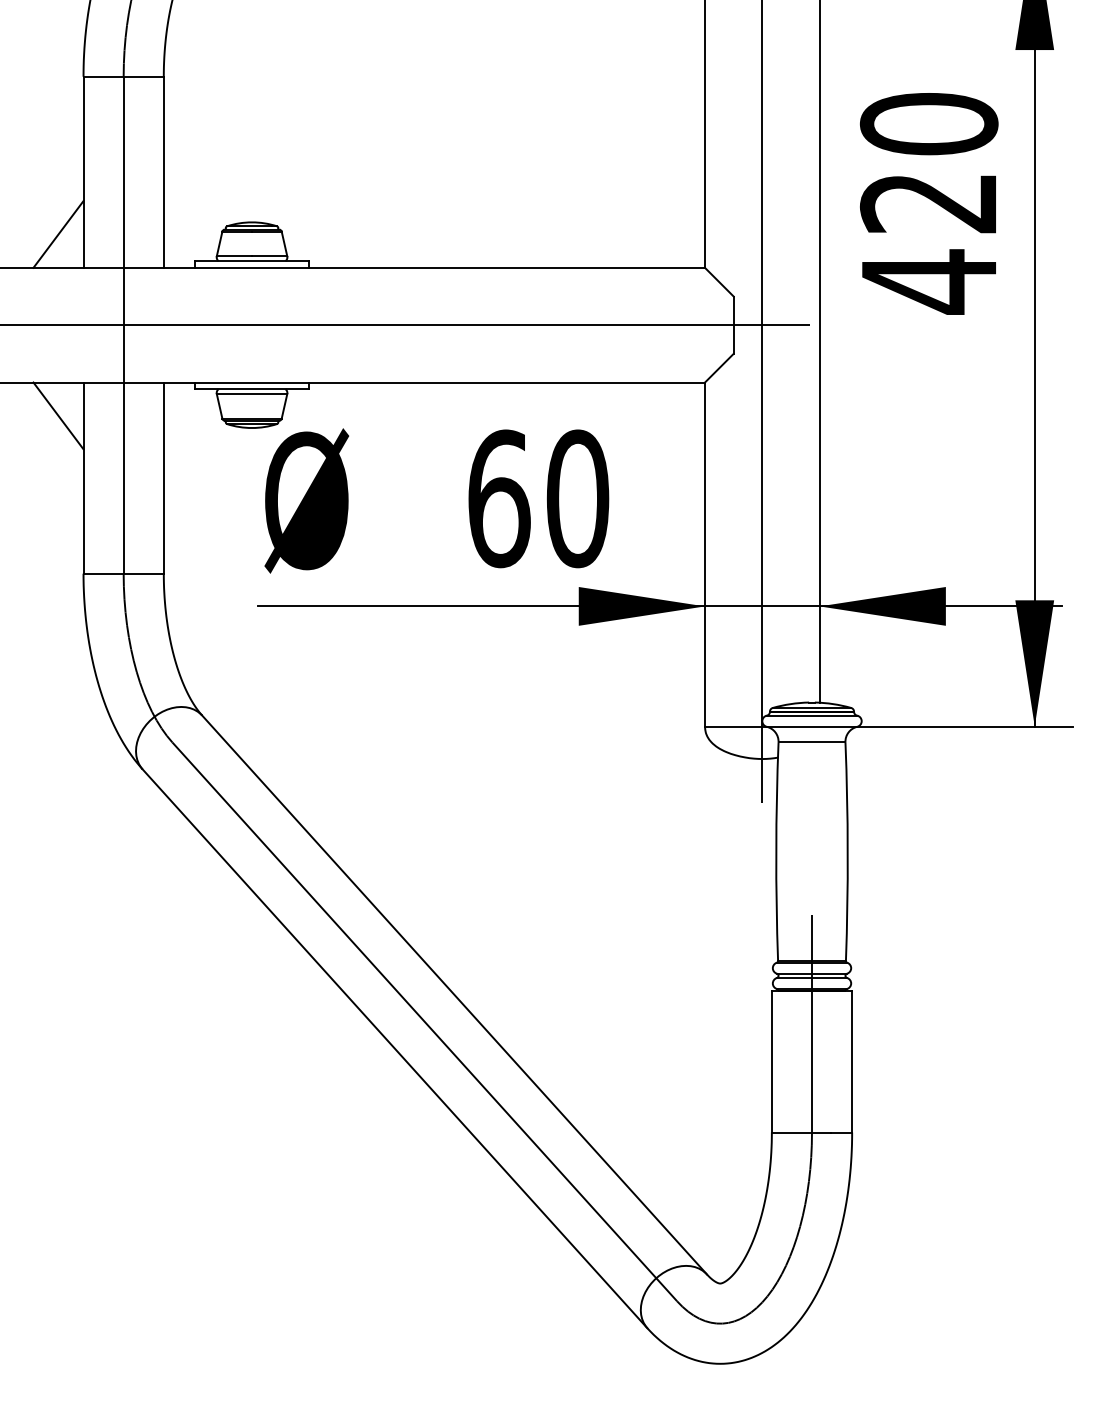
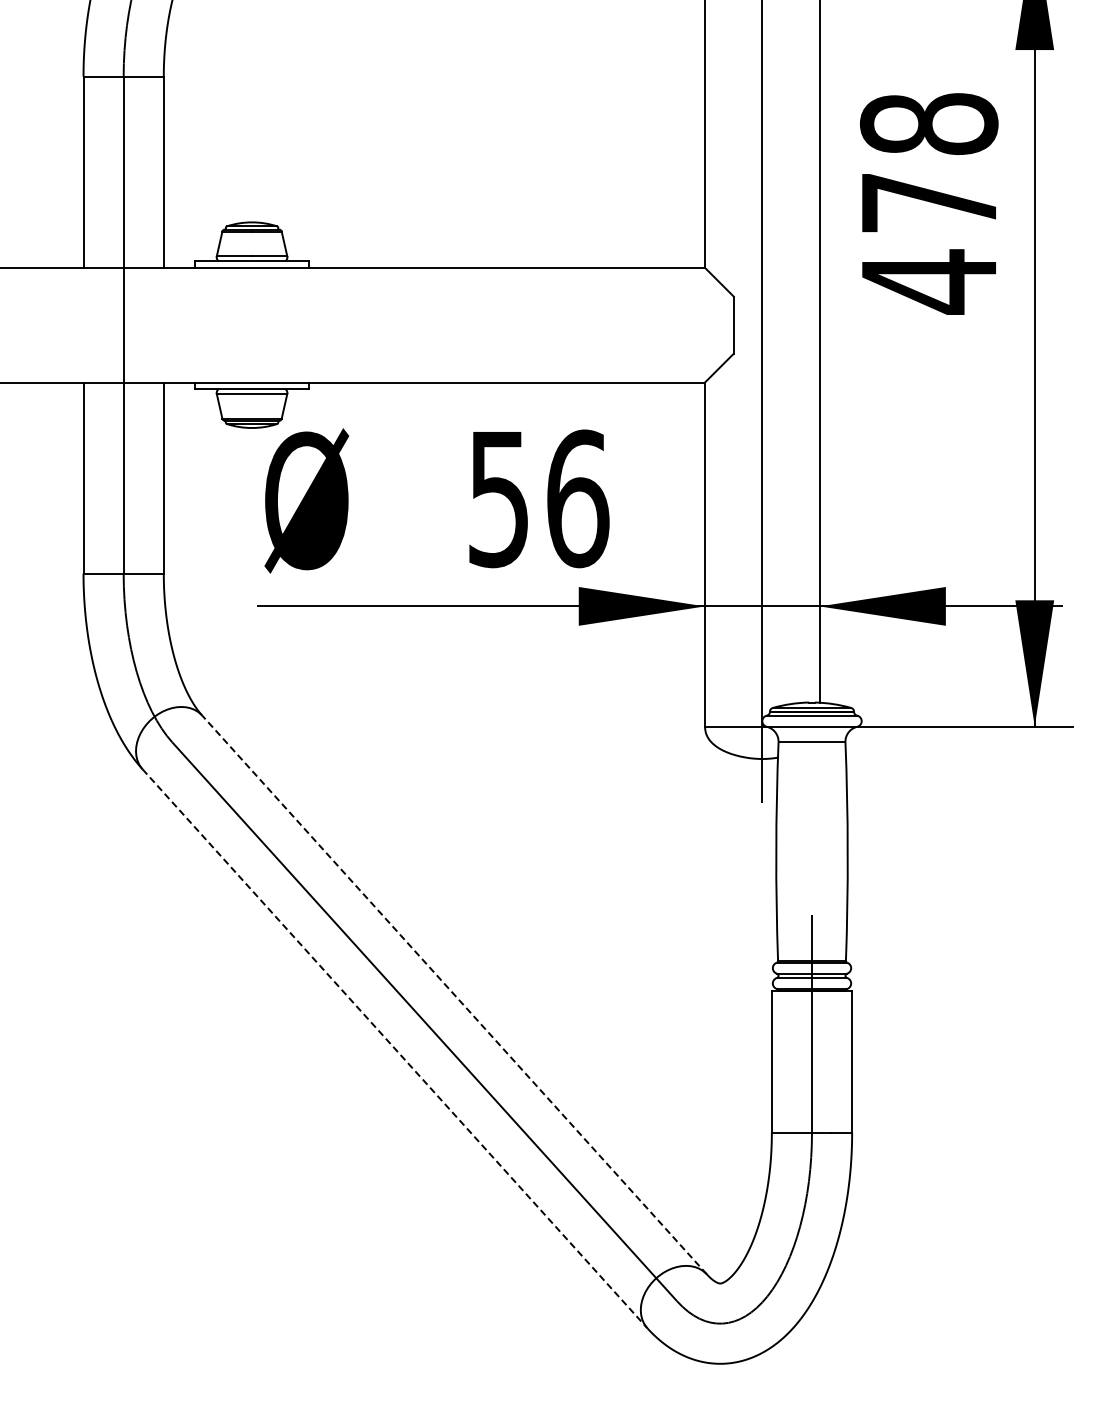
text: 420 -> 478 (928, 163)
line: present -> none (58, 234)
line: present -> none (406, 325)
line: present -> none (58, 415)
text: 60 -> 56 (538, 498)
line: solid -> dashed (454, 994)
line: solid -> dashed (394, 1048)
